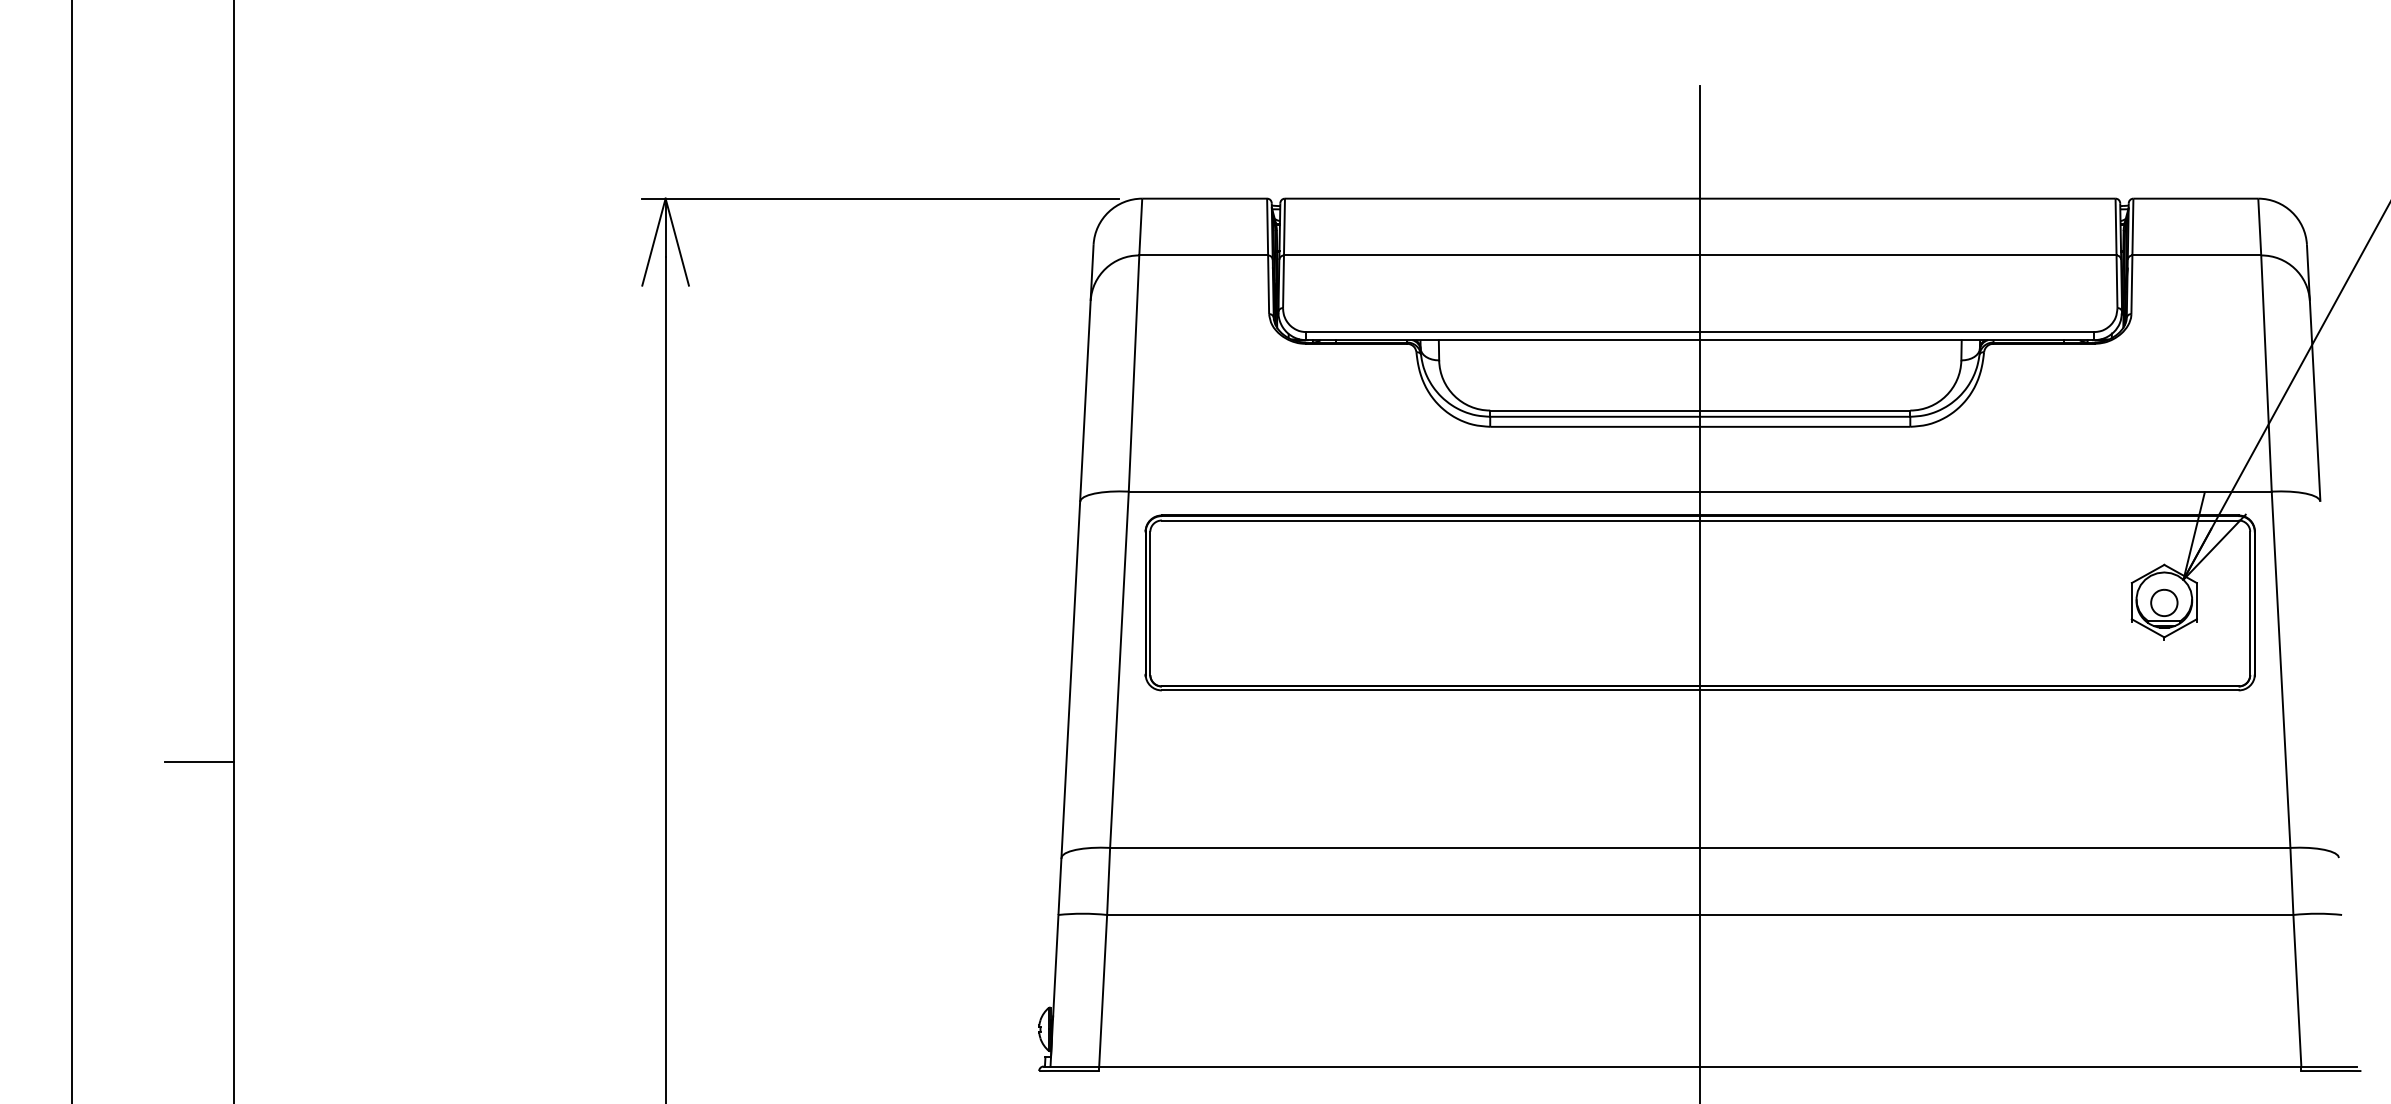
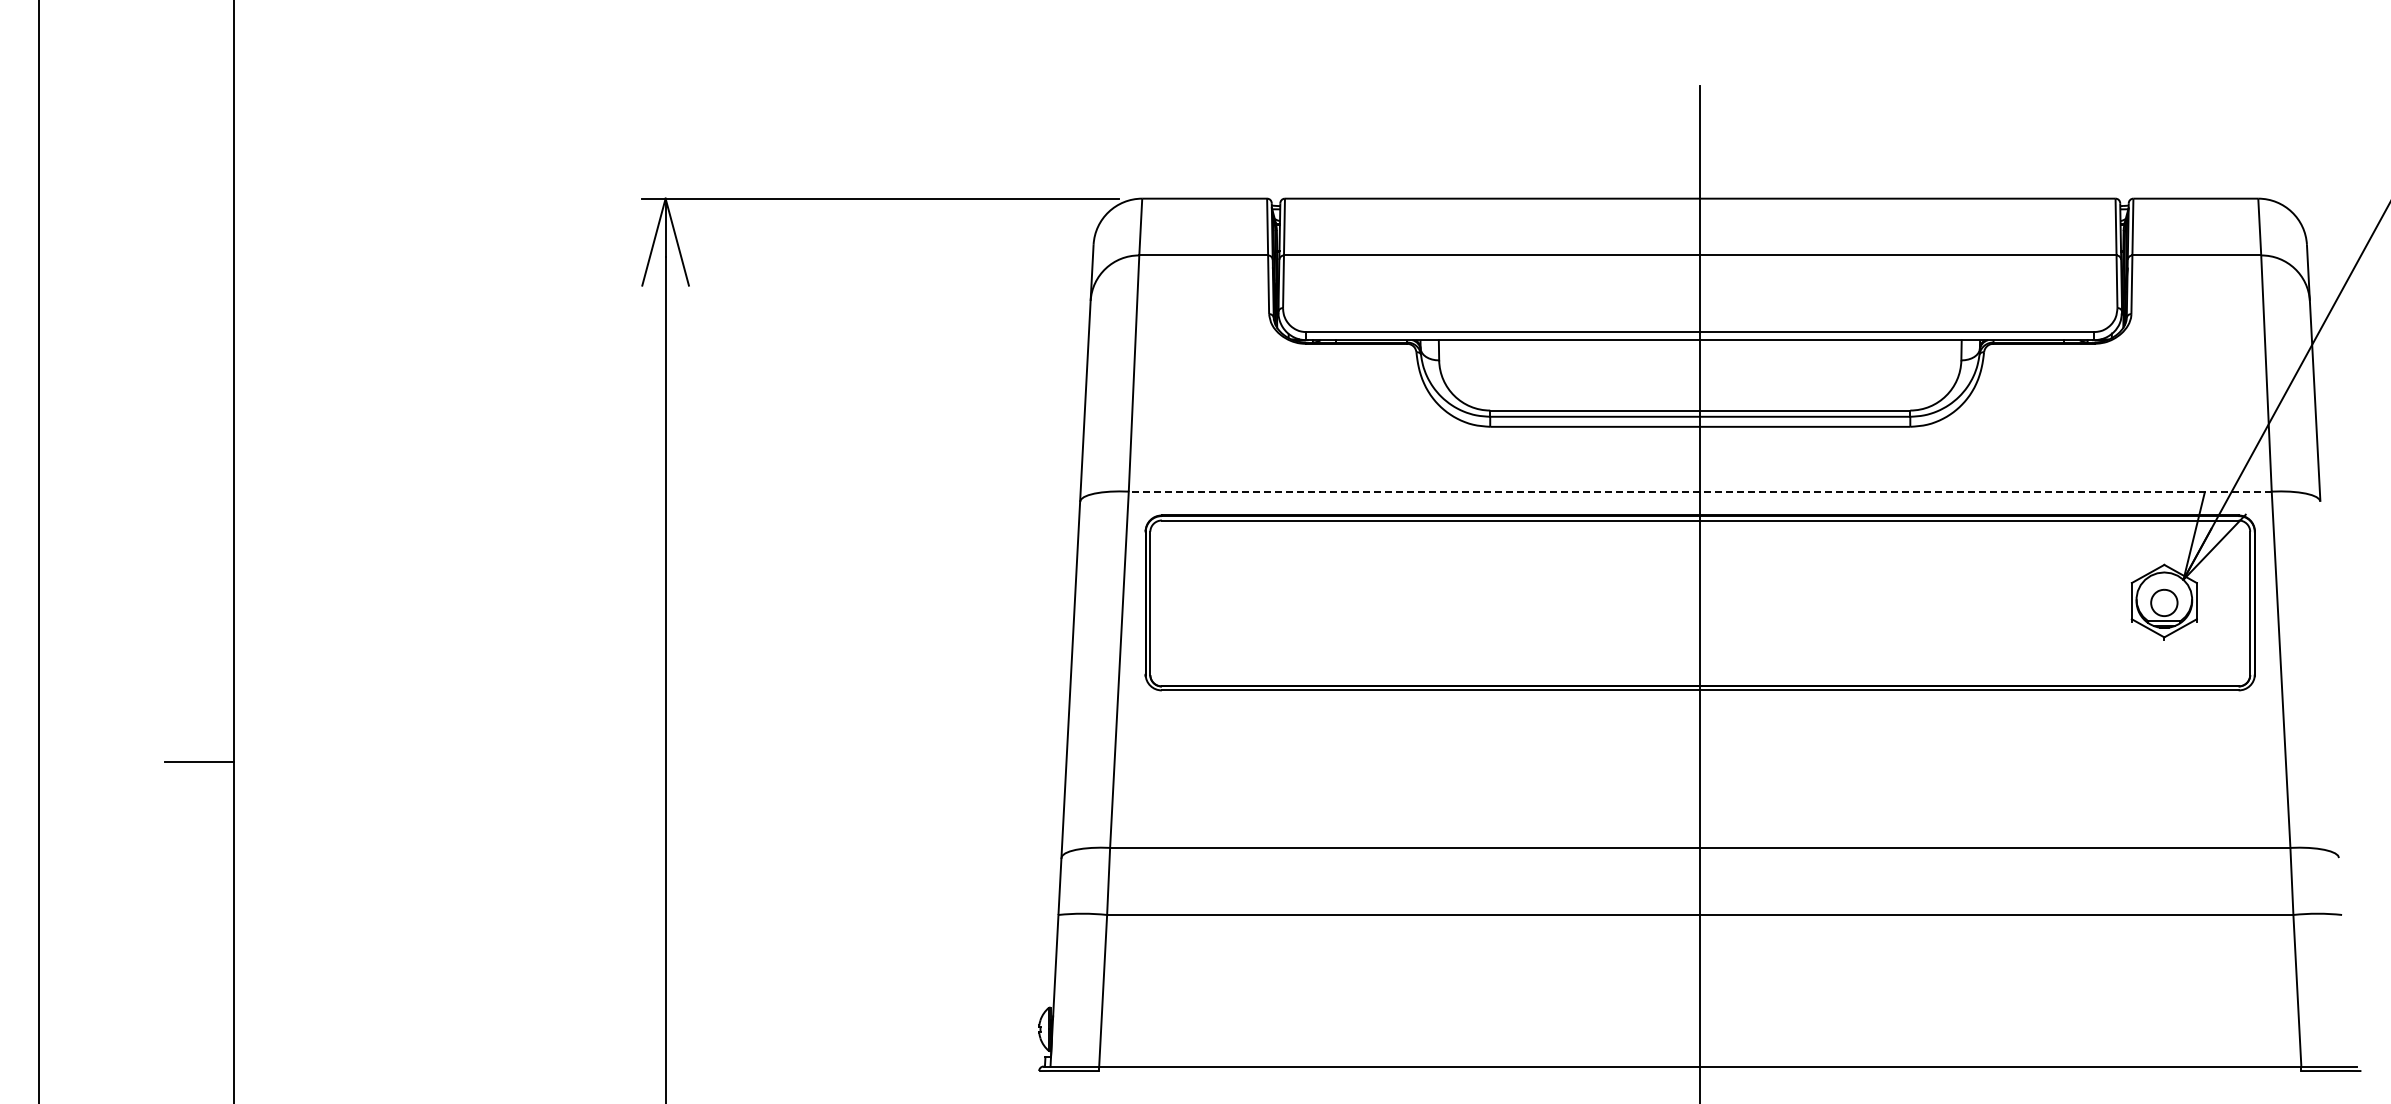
line: solid -> dashed (1699, 491)
line position: (71, 551) -> (38, 551) (38, 551)
